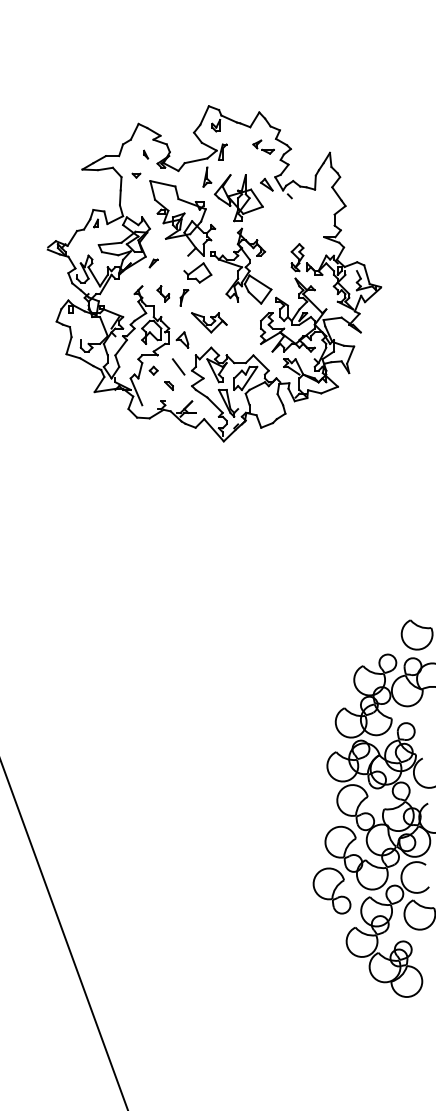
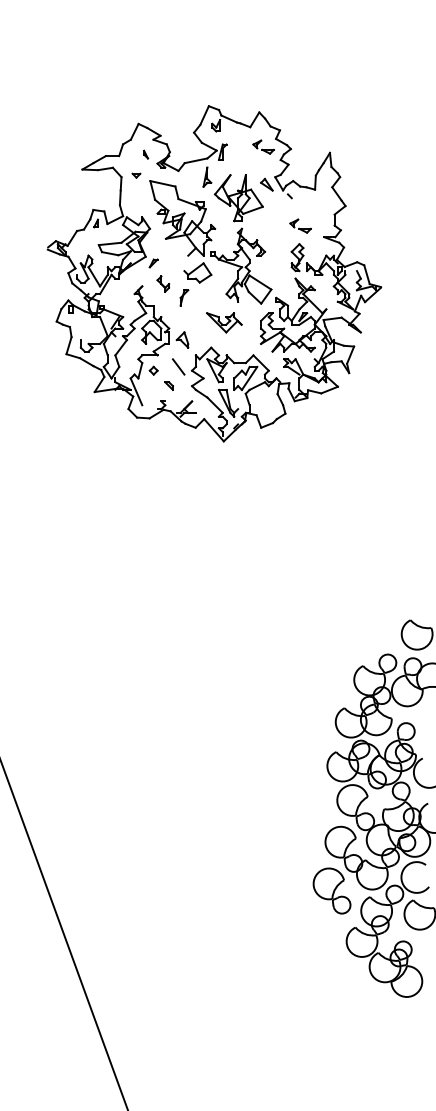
part: none -> present (300, 225)
part position: (163, 293) -> (163, 283) (163, 283)
part position: (209, 322) -> (224, 322) (224, 322)
